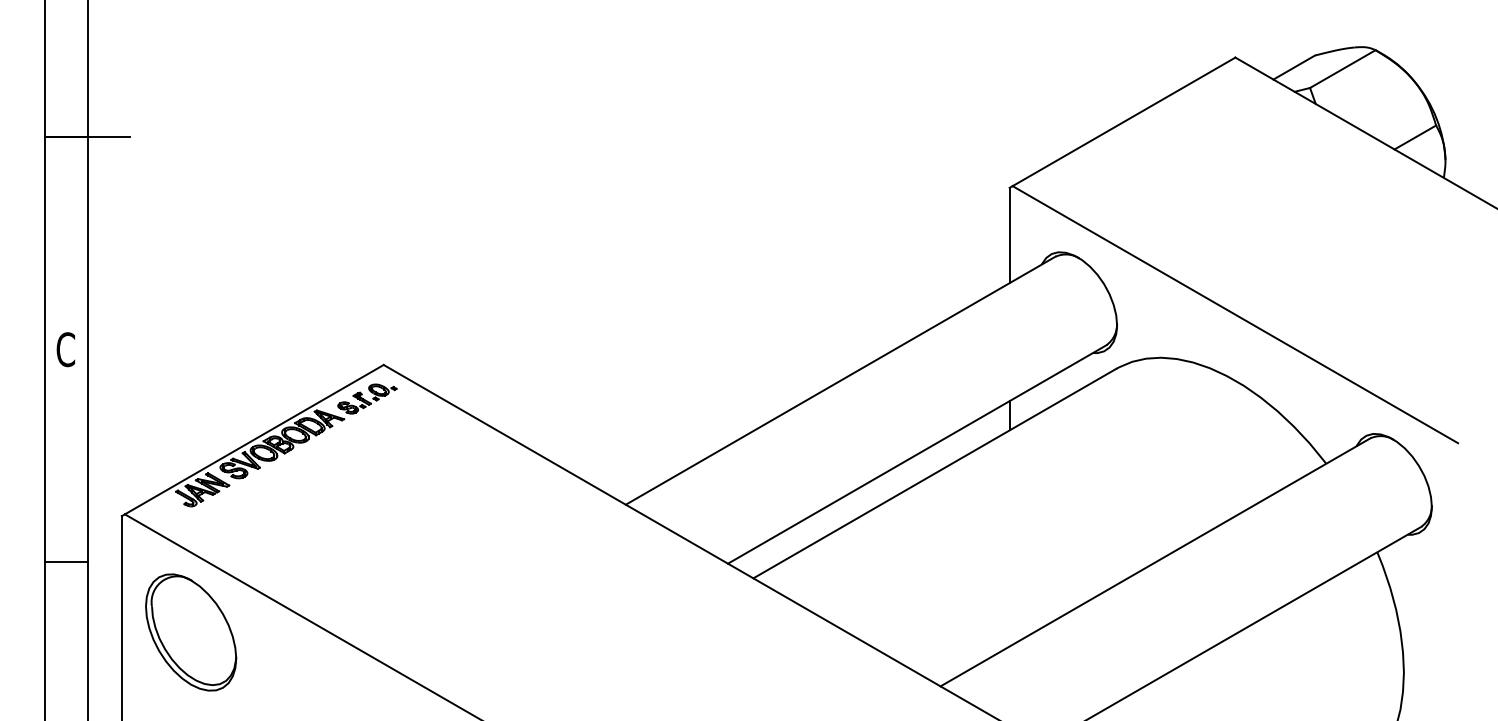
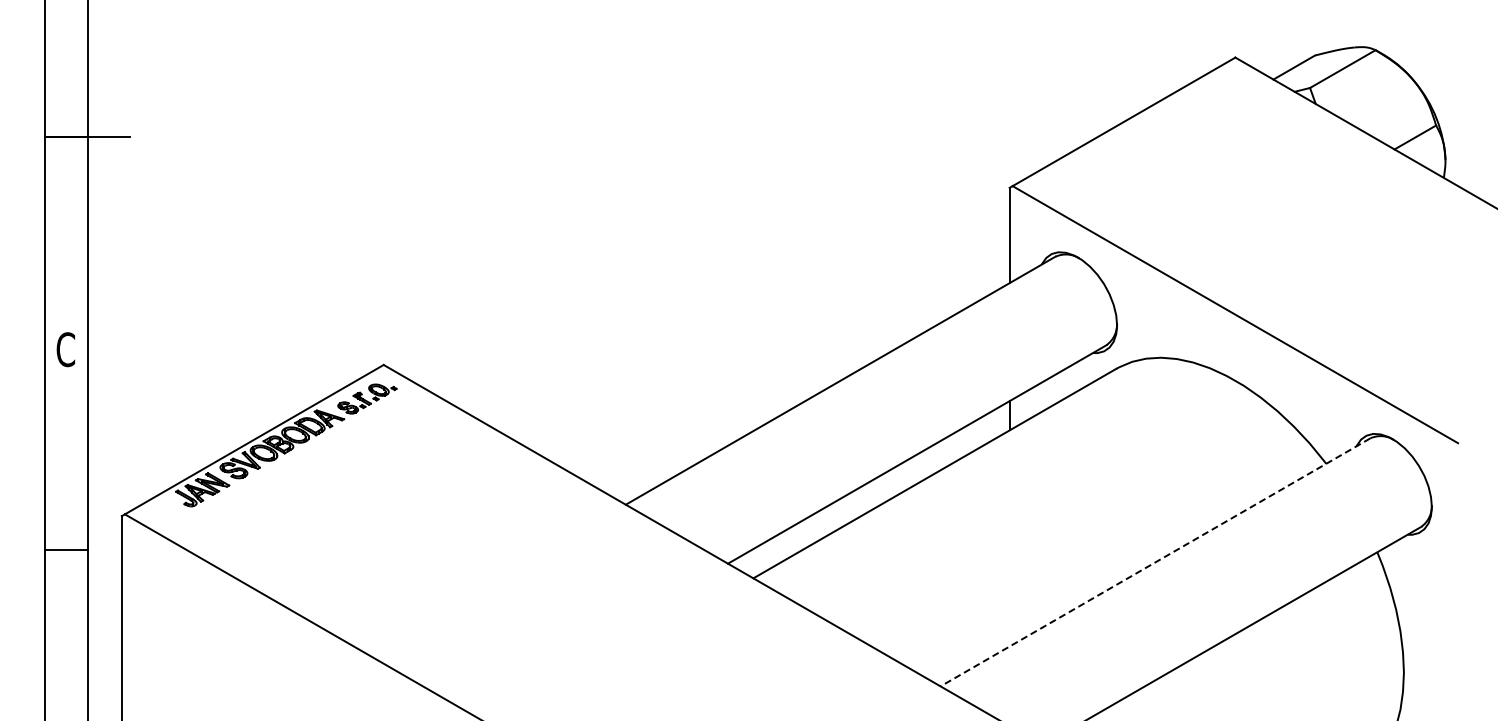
line position: (65, 562) -> (65, 550) (65, 550)
line: solid -> dashed (1154, 562)
part: present -> none (191, 632)
